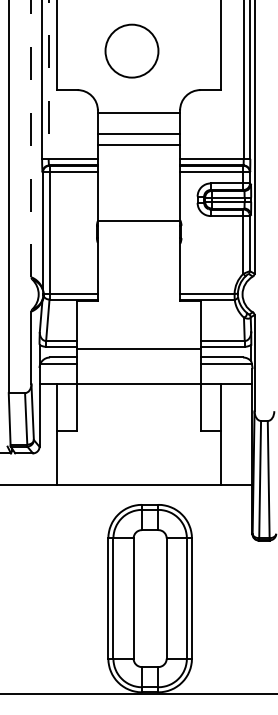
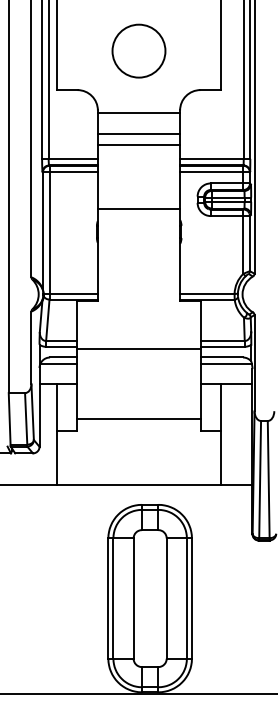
circle position: (131, 50) -> (138, 50) (138, 50)
line: dashed -> solid (48, 79)
line: dashed -> solid (31, 138)
line position: (138, 221) -> (138, 209) (138, 209)
line position: (138, 384) -> (138, 419) (138, 419)
